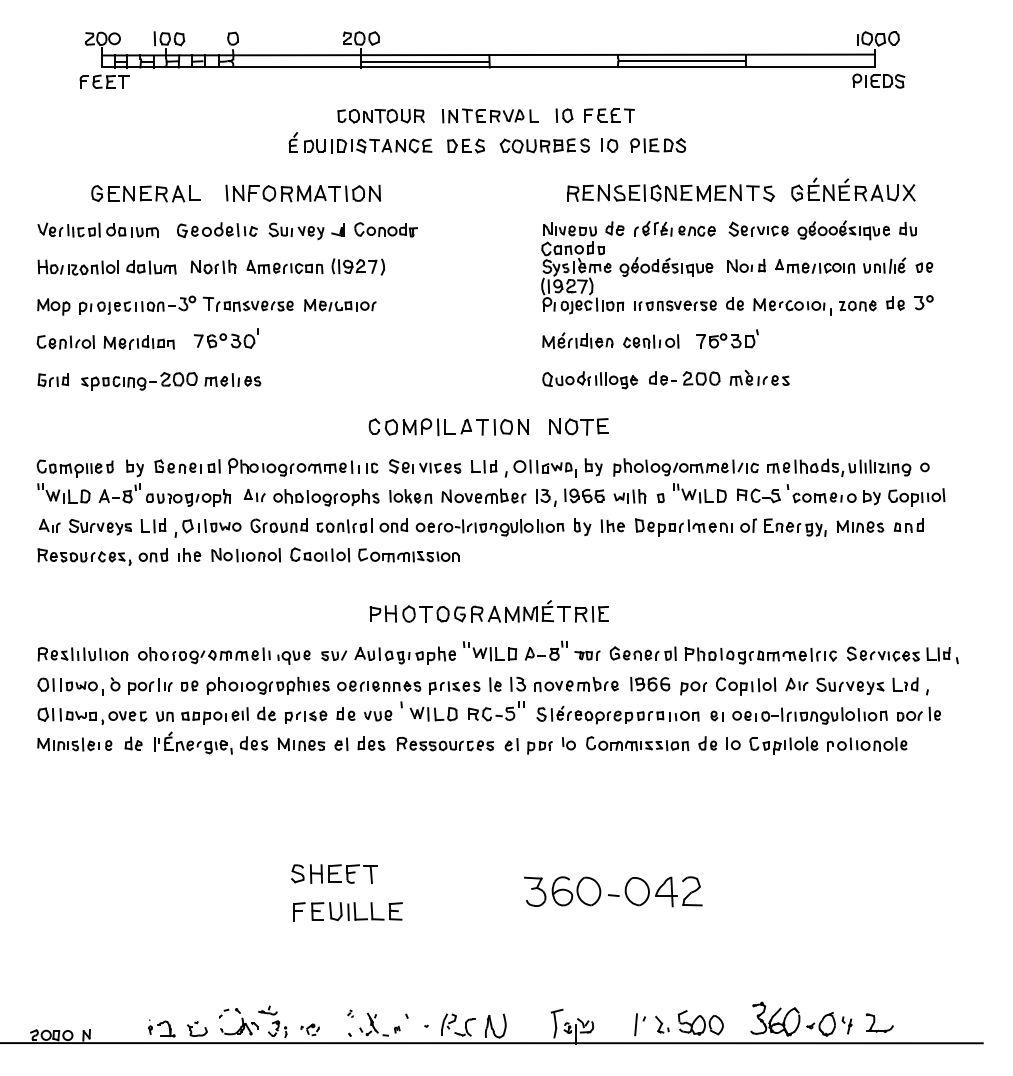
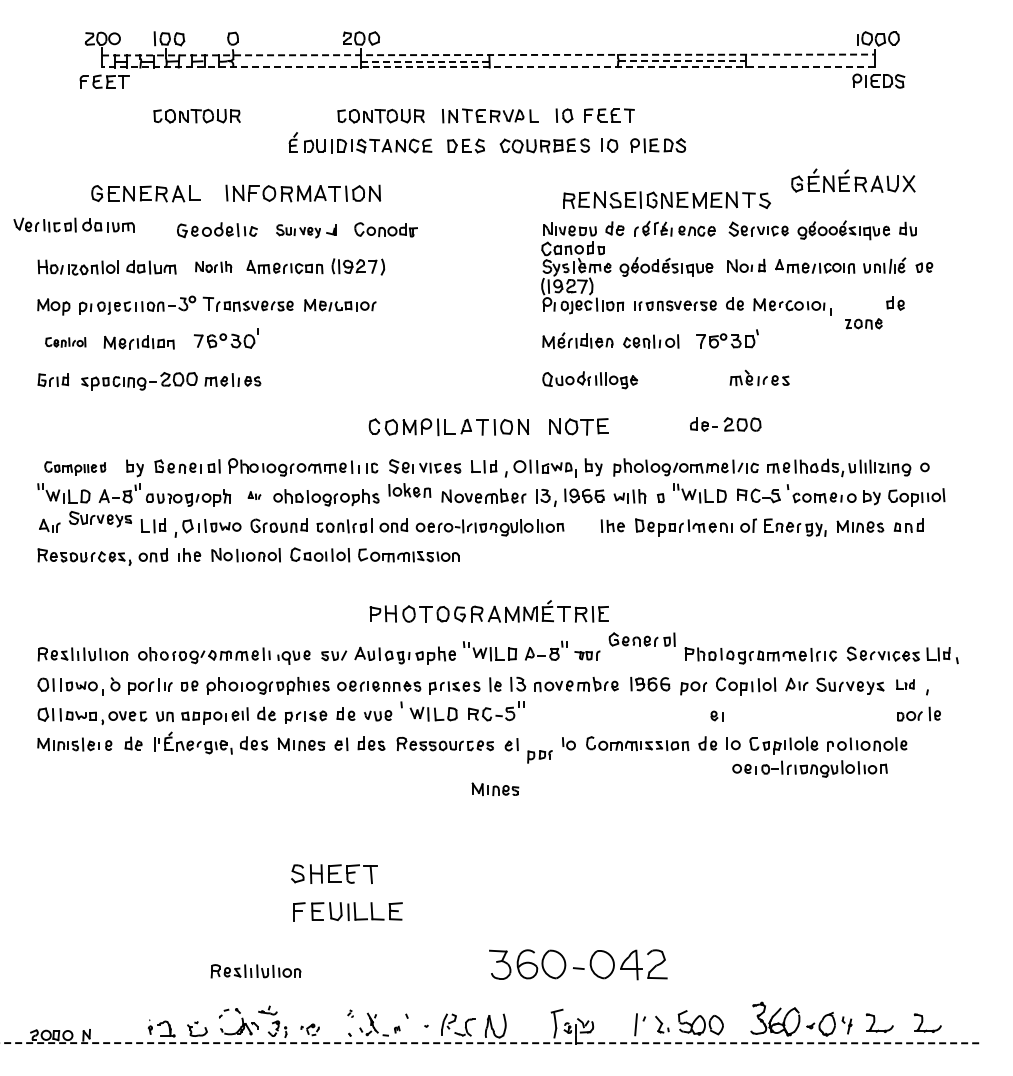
line: solid -> dashed (488, 55)
line: solid -> dashed (425, 61)
line: solid -> dashed (682, 61)
line: solid -> dashed (487, 67)
part: none -> present (196, 115)
part position: (853, 189) -> (853, 180) (853, 180)
part position: (670, 192) -> (666, 199) (666, 199)
part position: (97, 229) -> (73, 224) (73, 224)
part size: 77x18 px -> 61x15 px (306, 231)
part size: 47x16 px -> 38x12 px (213, 266)
part: present -> none (923, 302)
part position: (857, 305) -> (863, 323) (863, 323)
part size: 59x15 px -> 42x11 px (65, 342)
part position: (684, 378) -> (725, 424) (725, 424)
part size: 78x19 px -> 63x15 px (75, 468)
part size: 23x14 px -> 15x9 px (254, 495)
part position: (410, 496) -> (409, 490) (409, 490)
part: present -> none (582, 526)
part position: (100, 527) -> (100, 519) (100, 519)
part position: (642, 653) -> (641, 639) (641, 639)
part size: 27x15 px -> 19x11 px (905, 684)
part: present -> none (617, 714)
part position: (809, 715) -> (809, 768) (809, 768)
part position: (539, 747) -> (539, 756) (539, 756)
part: none -> present (495, 788)
part position: (613, 891) -> (578, 964) (578, 964)
part: none -> present (255, 971)
part: none -> present (927, 1022)
line: solid -> dashed (491, 1043)
